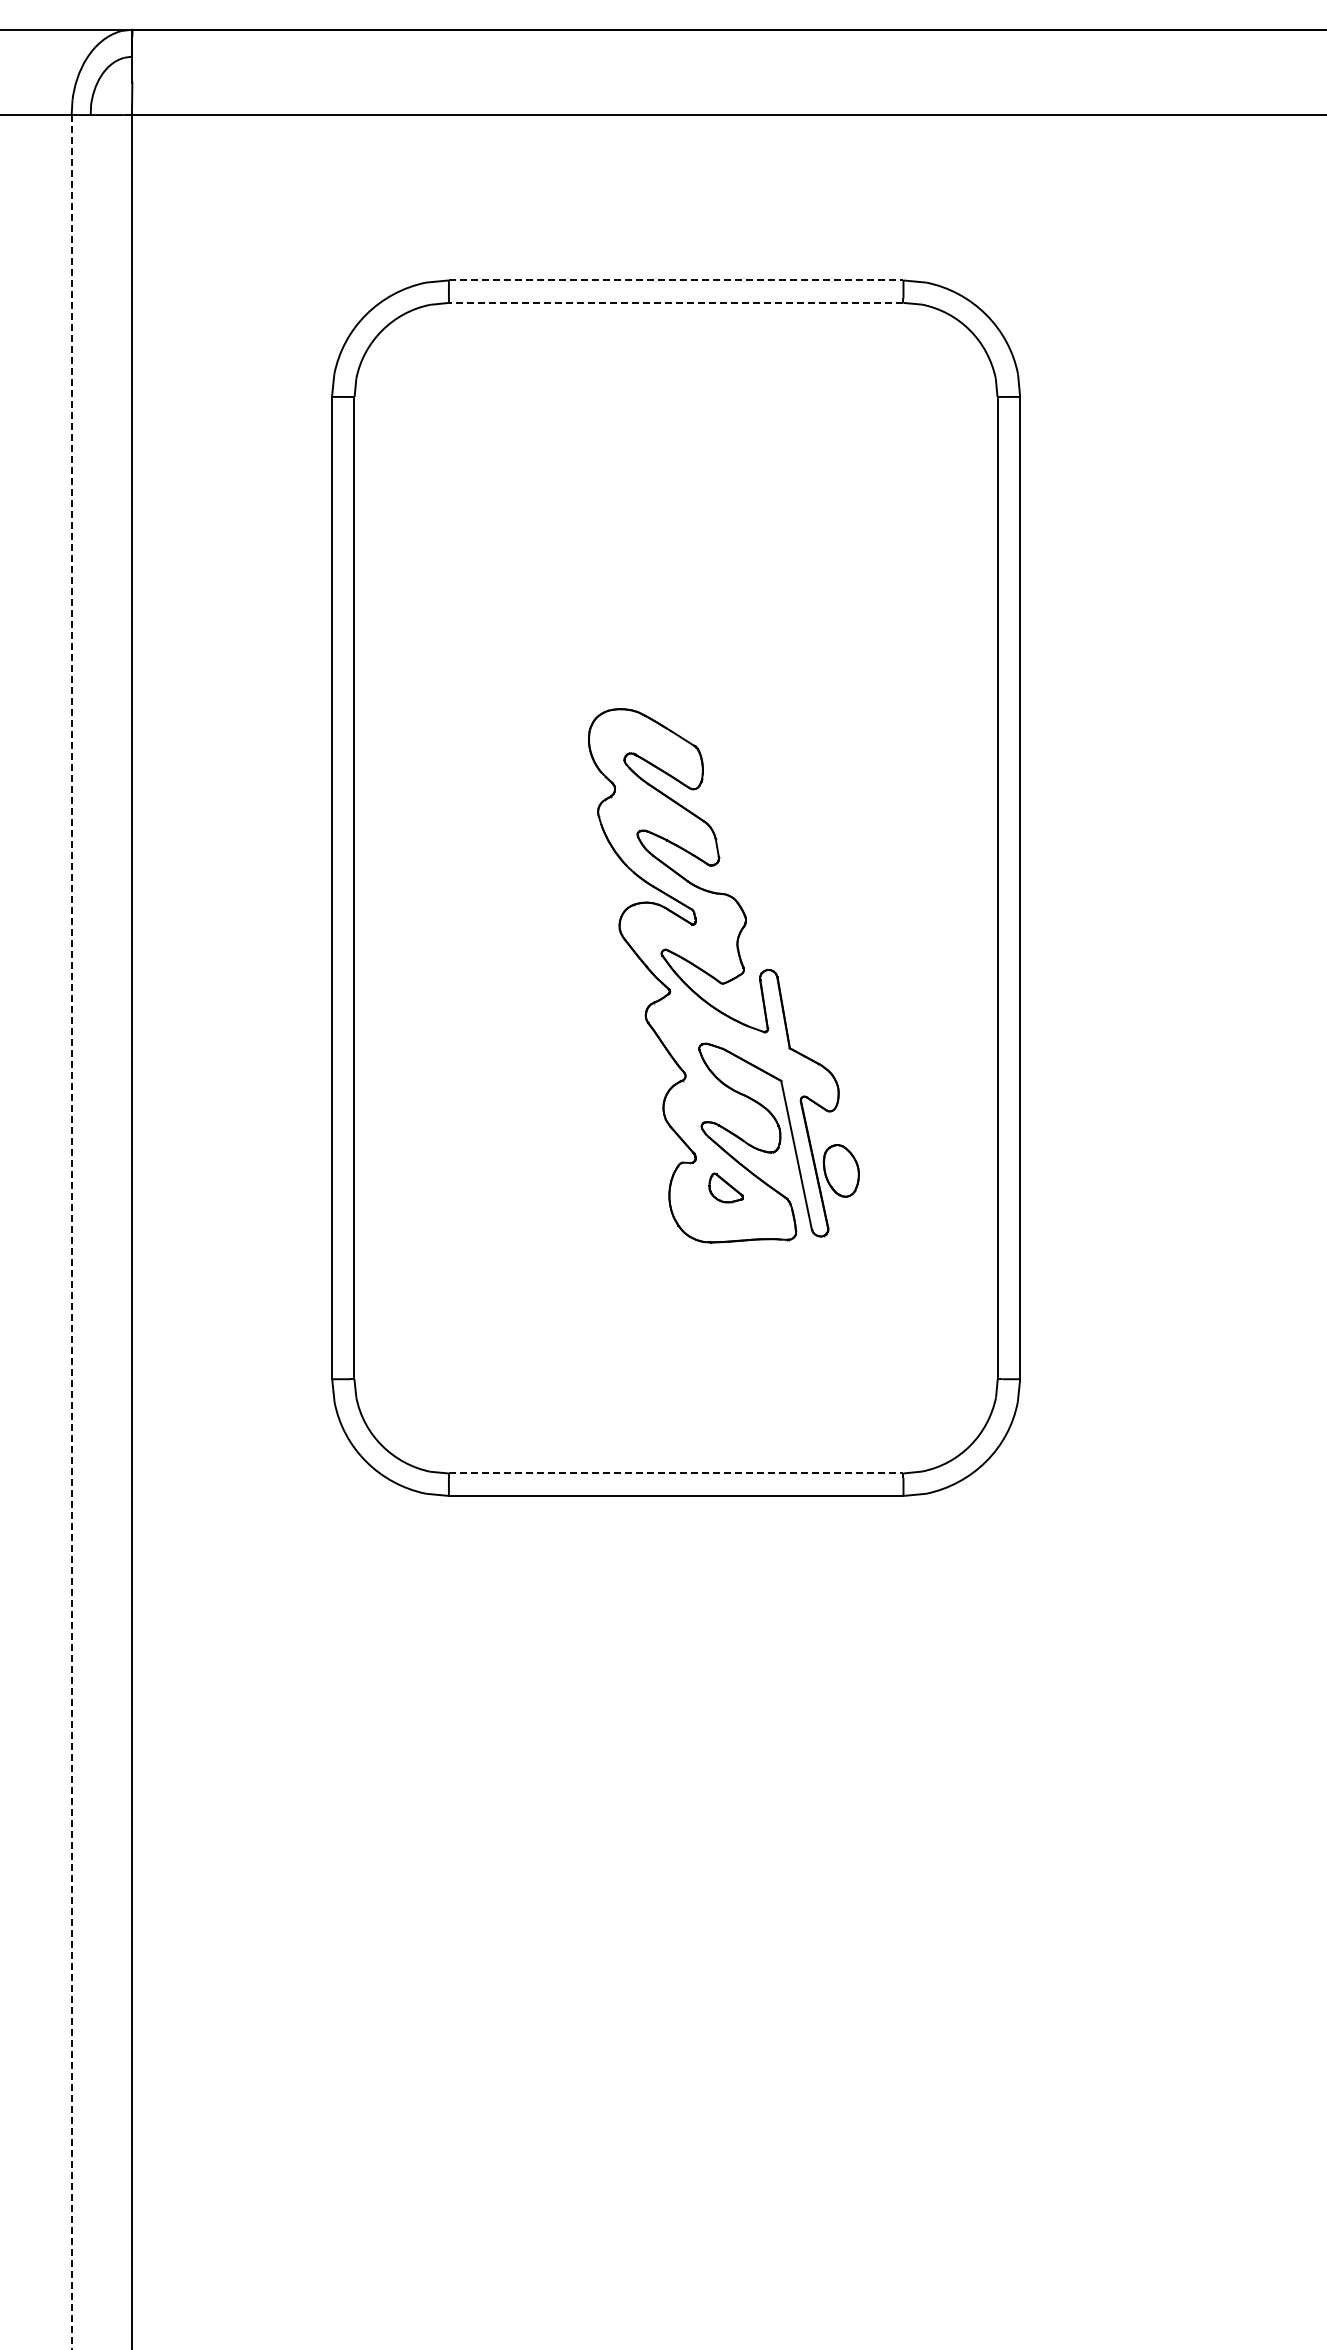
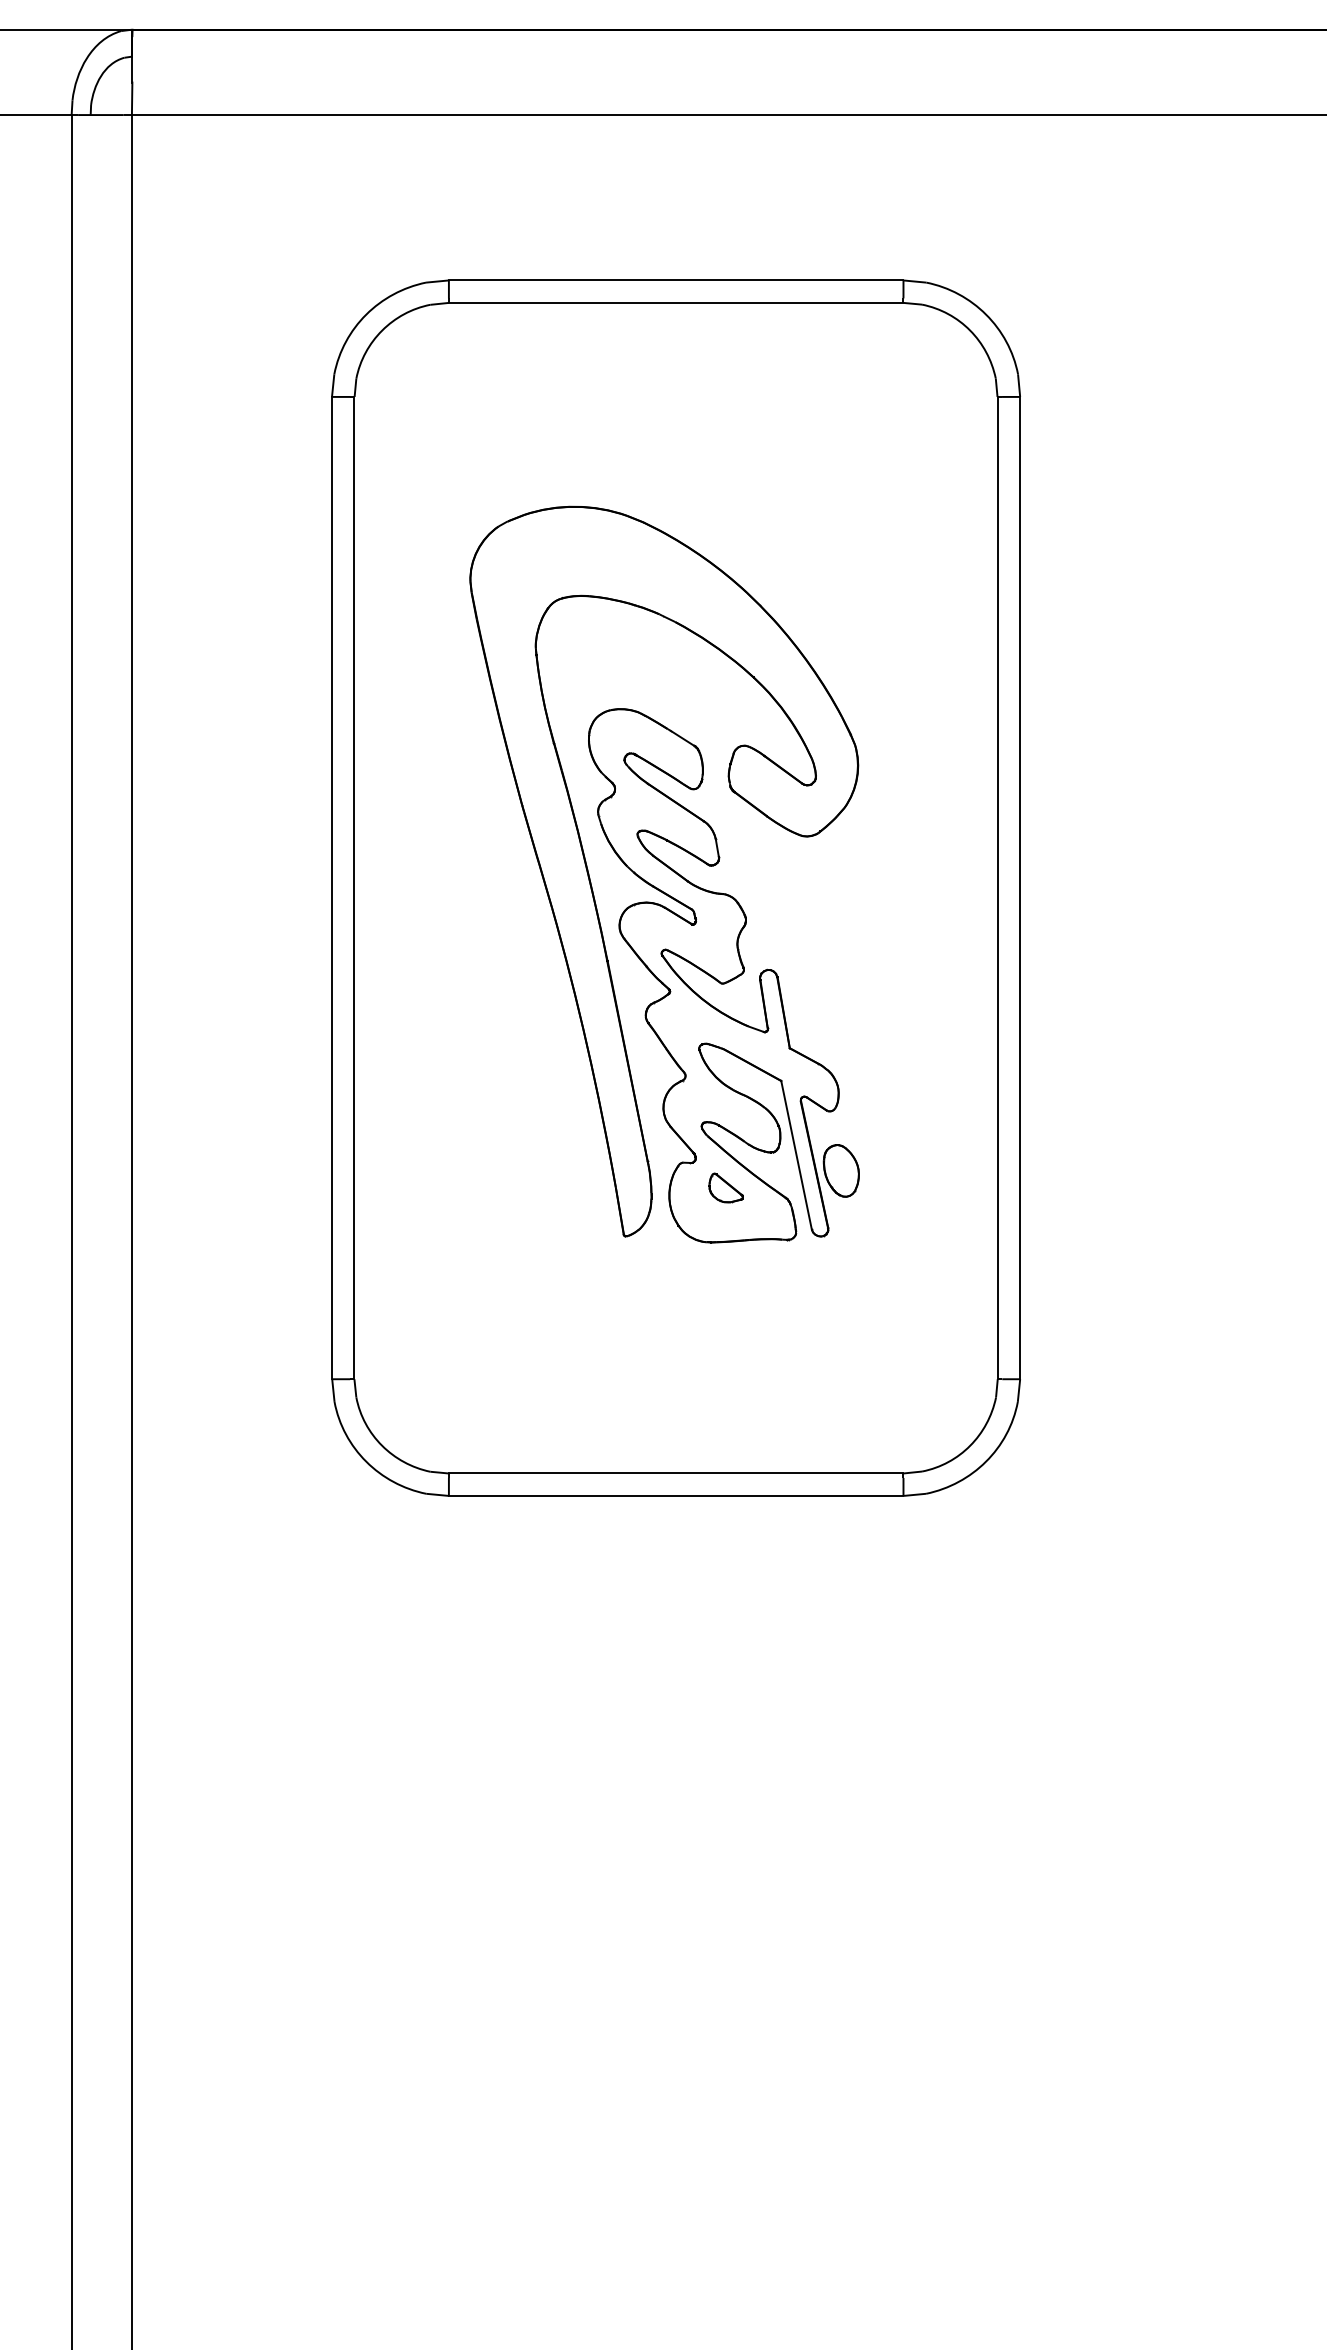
line: dashed -> solid (676, 280)
line: dashed -> solid (675, 302)
part: none -> present (593, 890)
line: dashed -> solid (71, 1231)
line: dashed -> solid (676, 1473)
